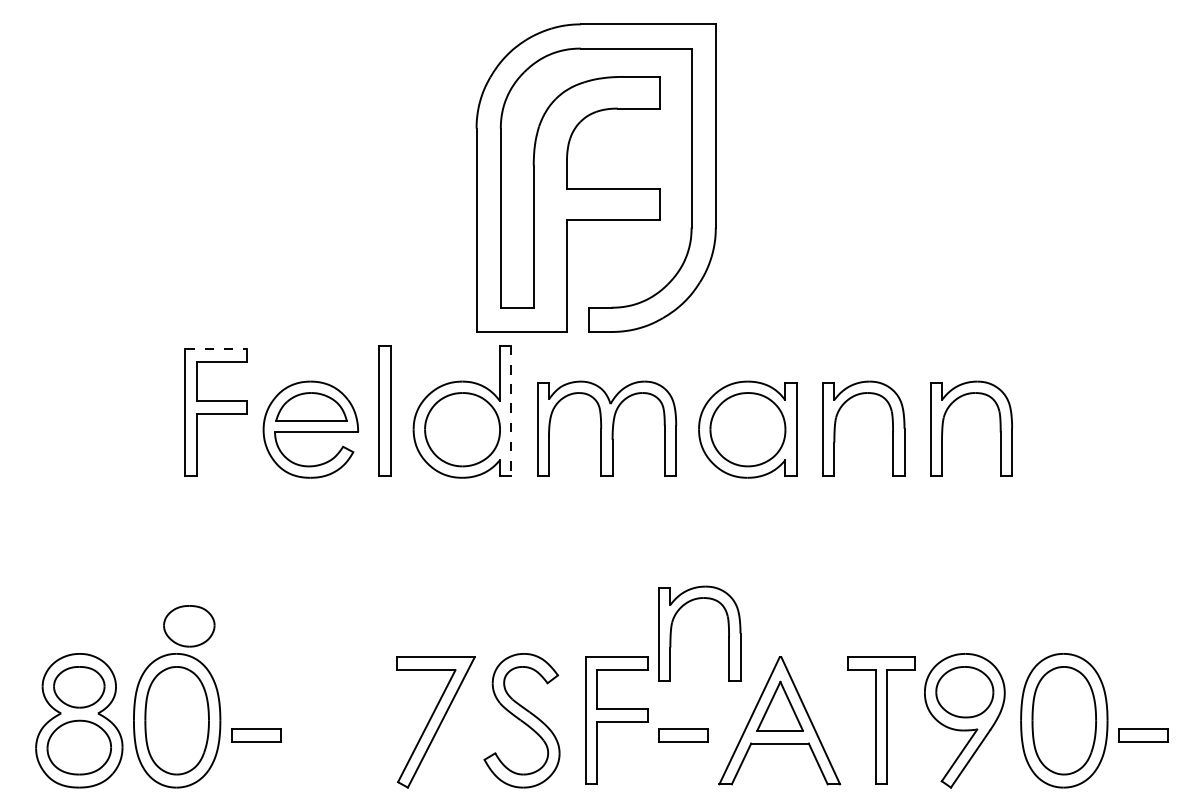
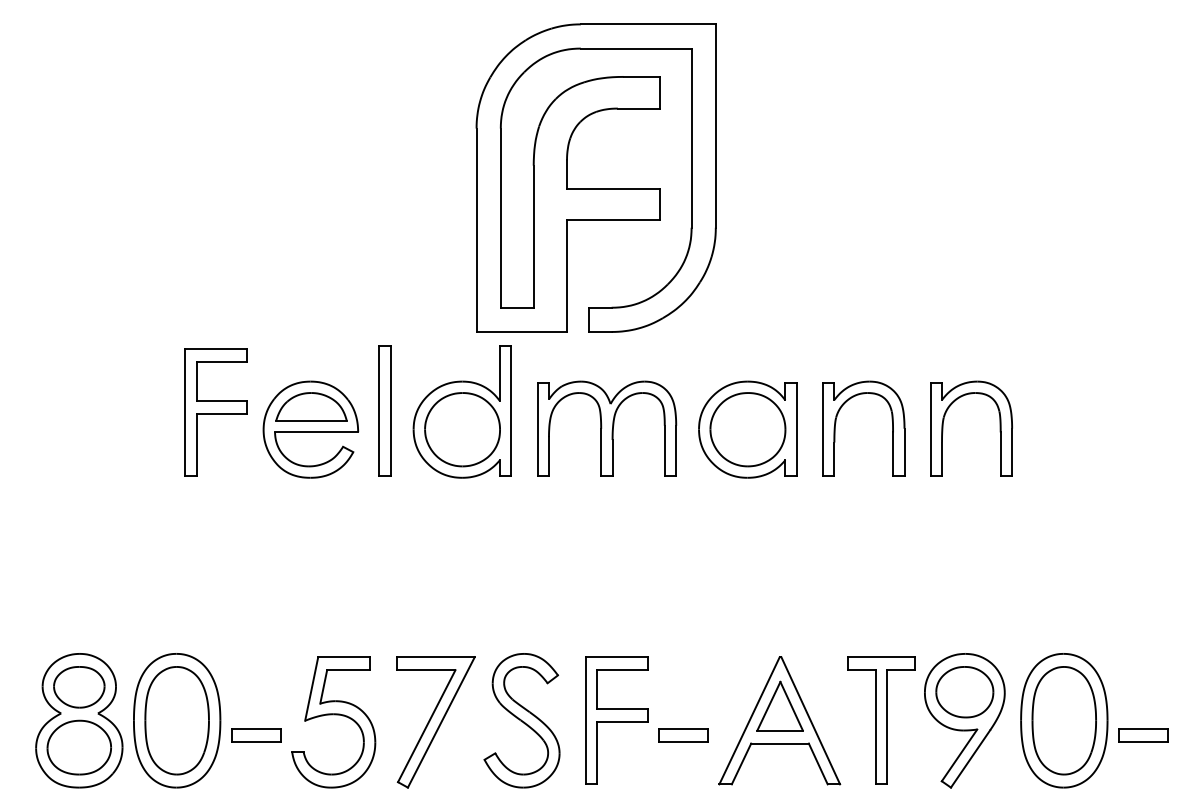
line: dashed -> solid (216, 348)
line: dashed -> solid (511, 411)
part: present -> none (189, 626)
part: present -> none (672, 628)
part: none -> present (333, 715)
